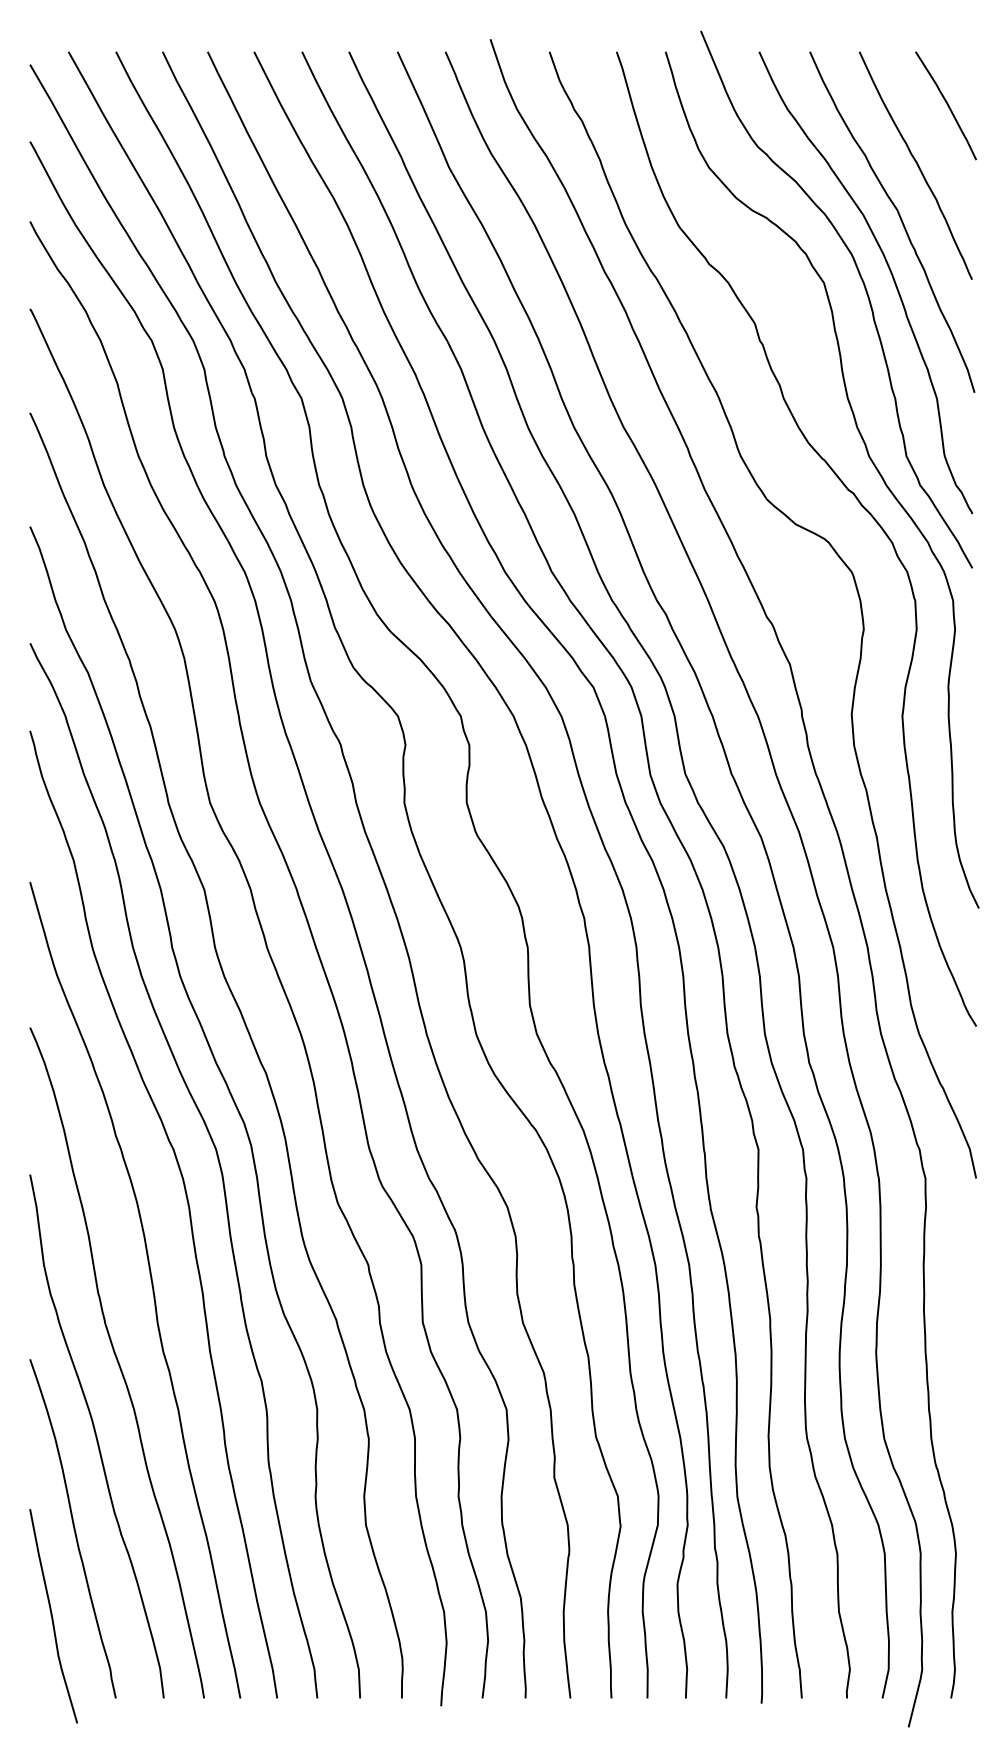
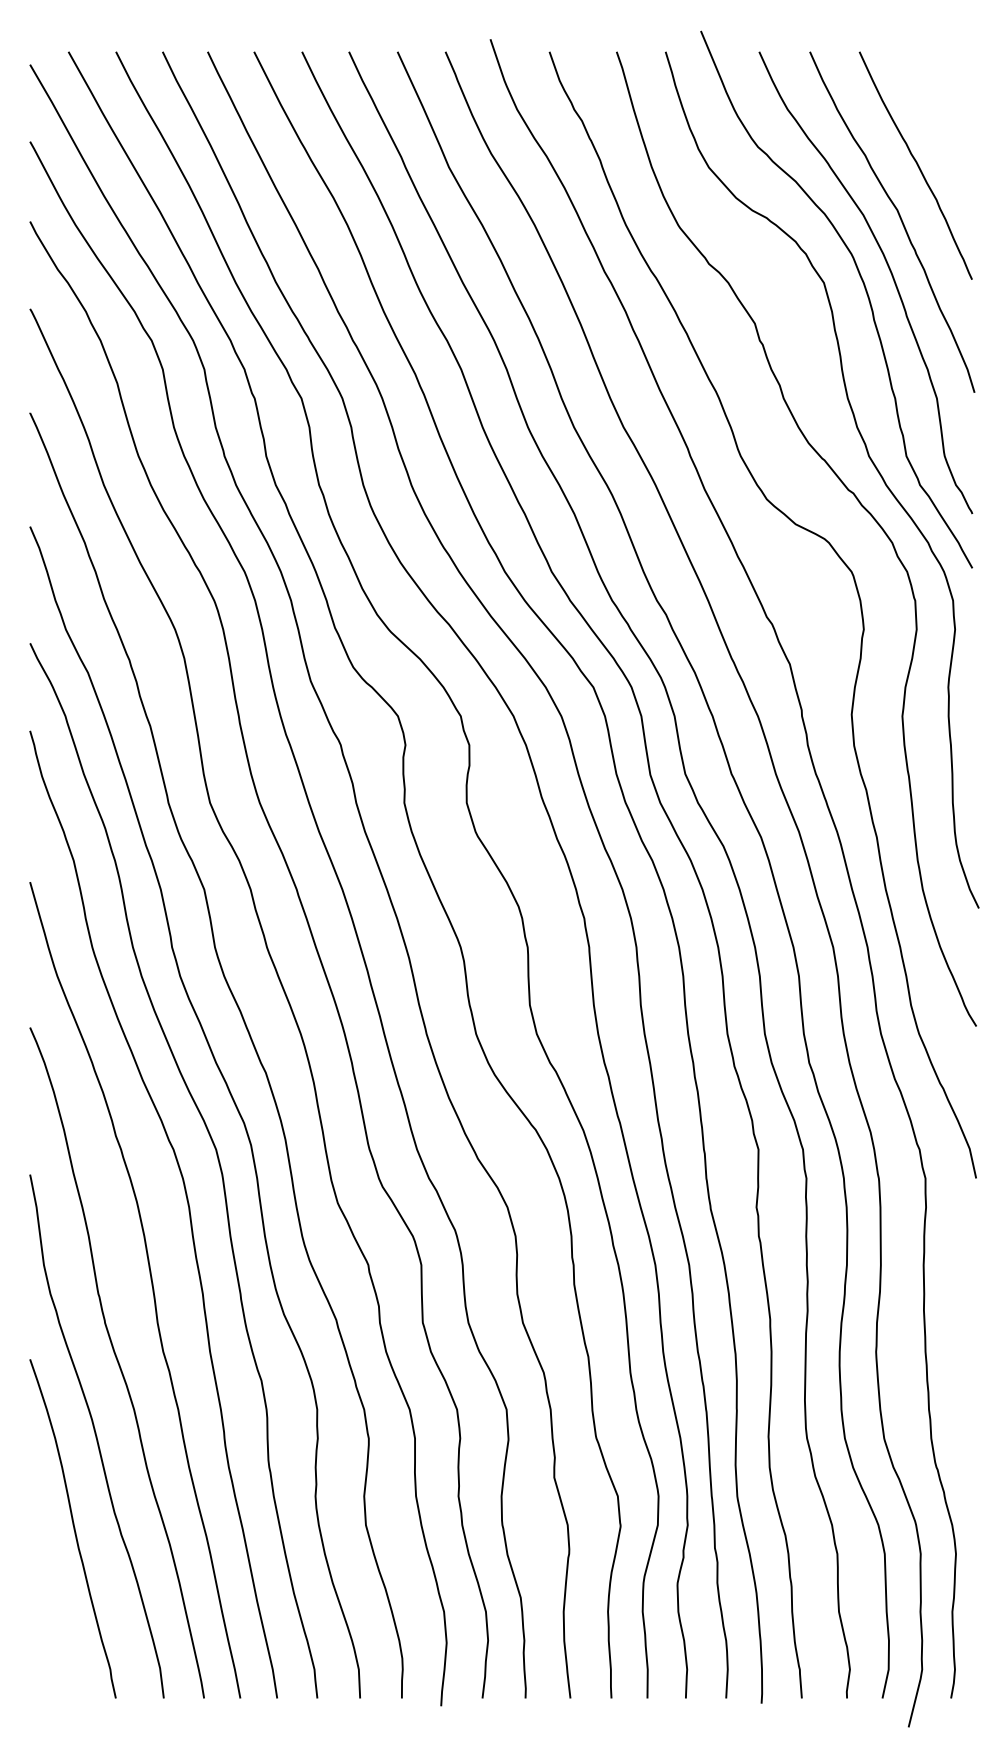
curve: present -> none (946, 104)
curve: present -> none (52, 1616)
